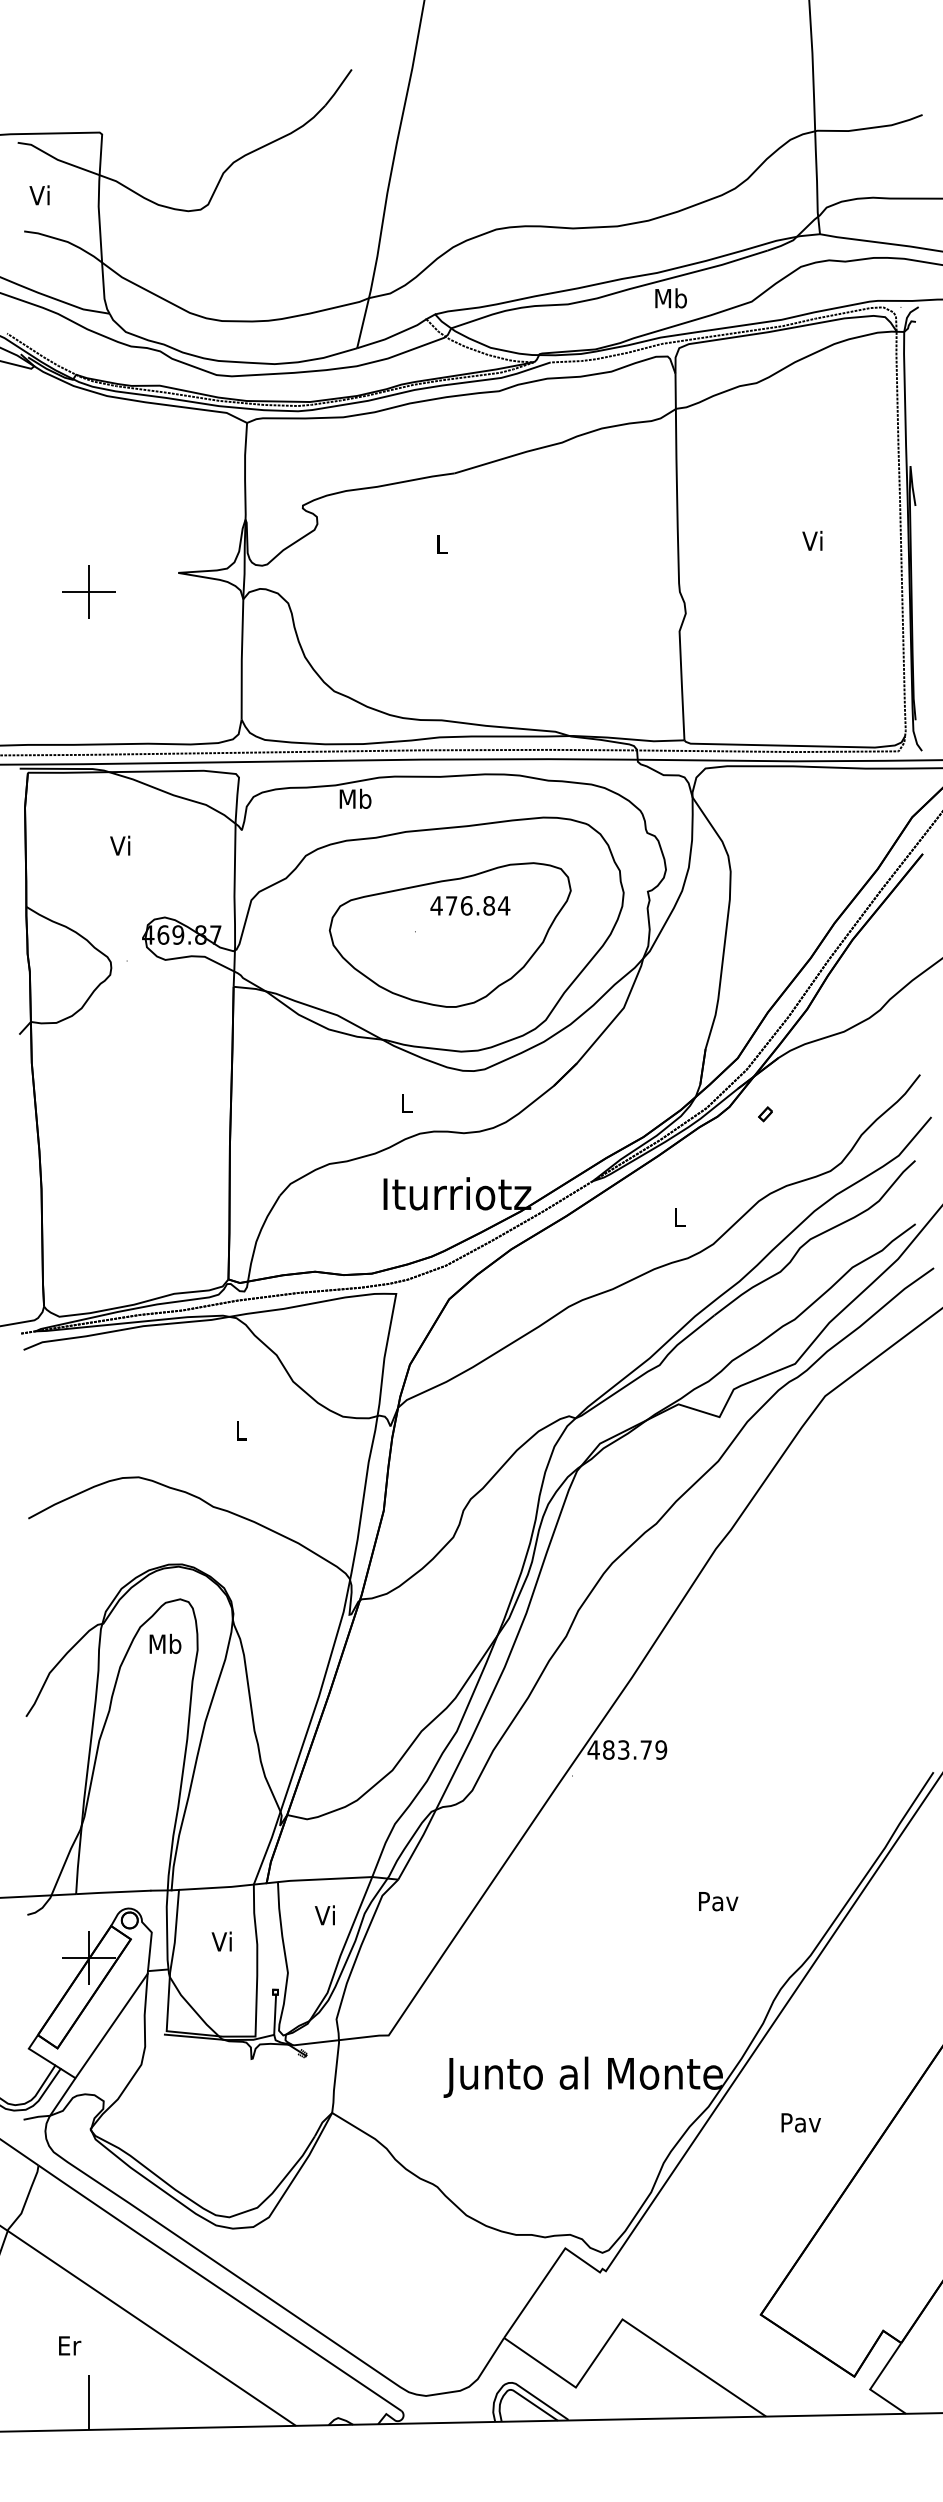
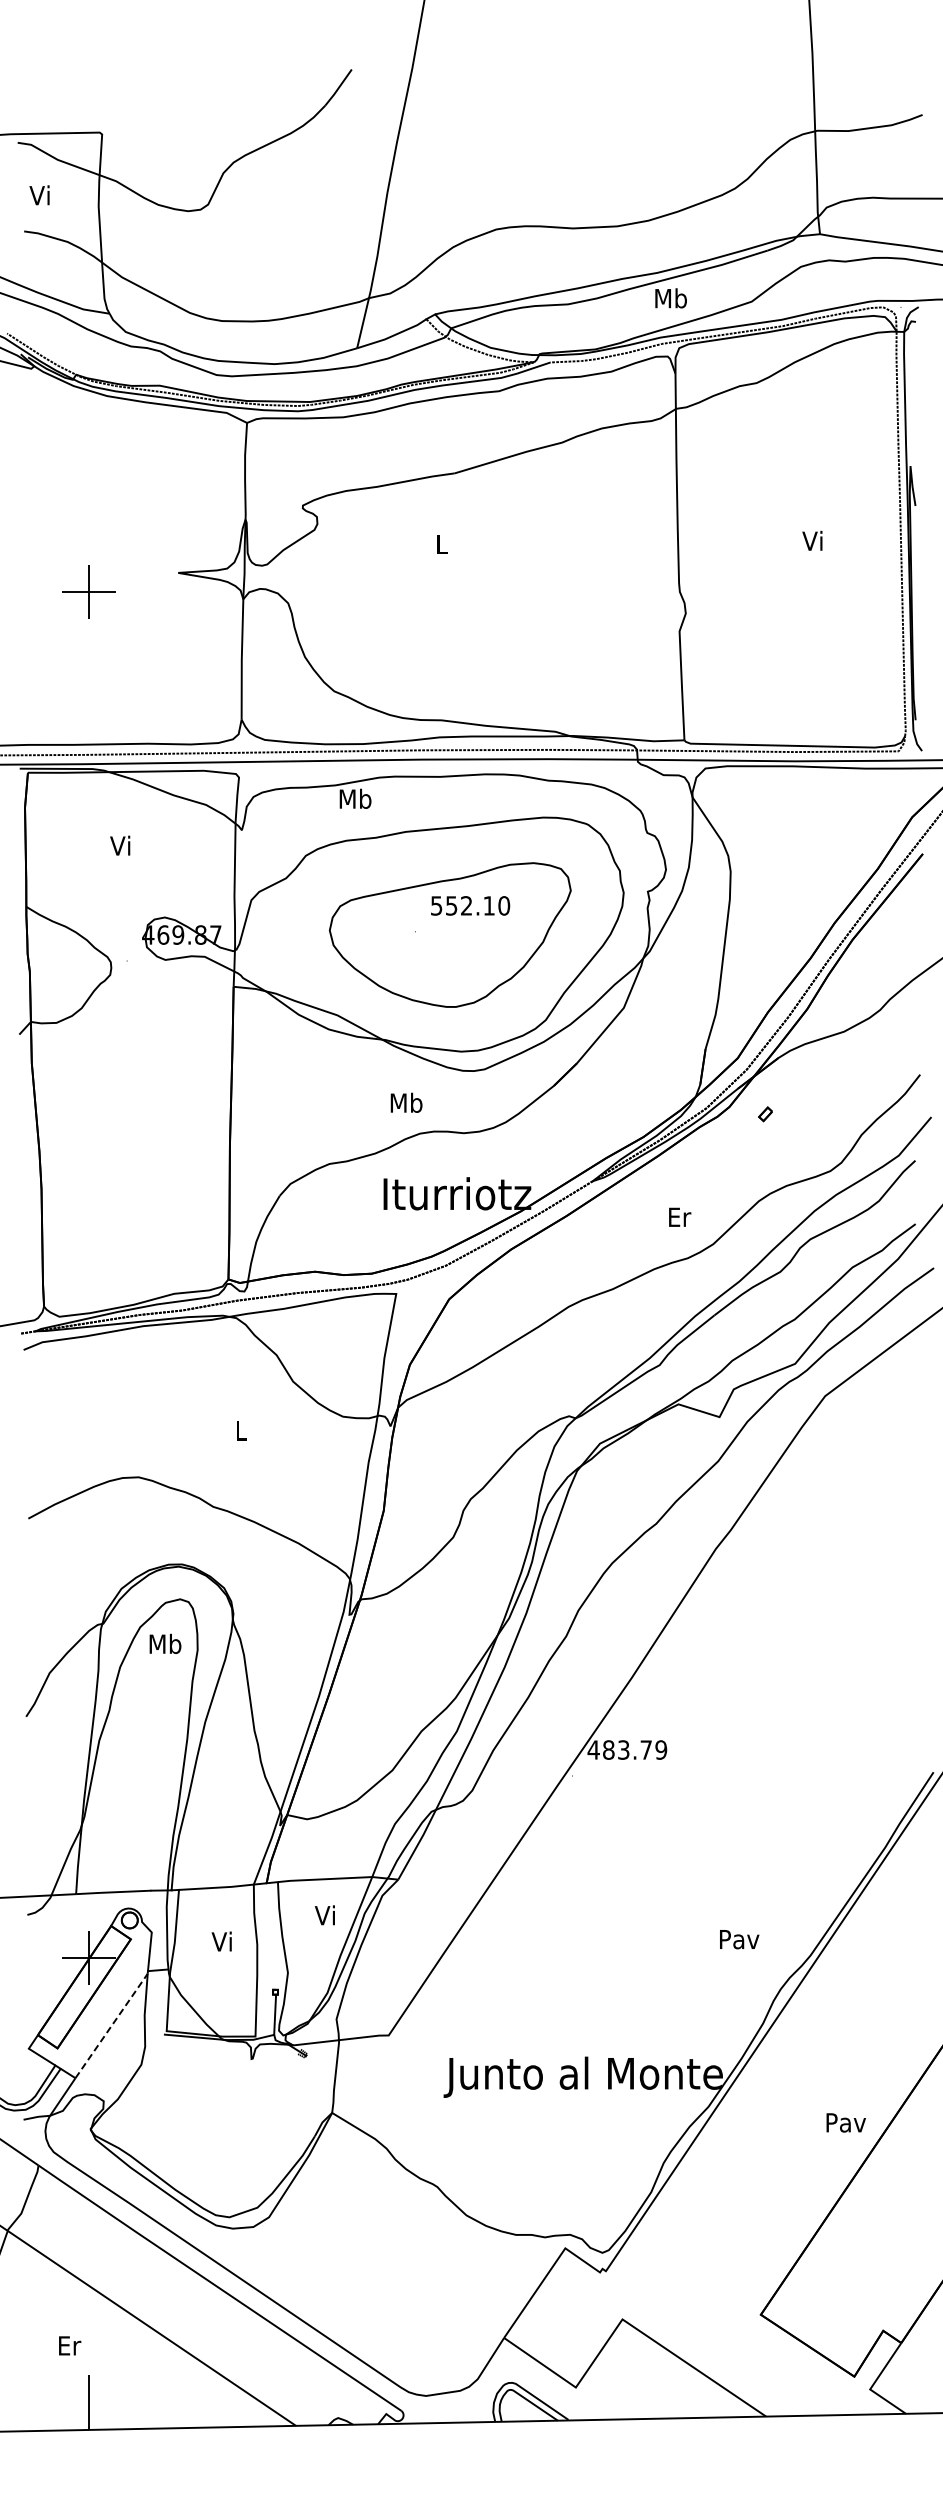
text: 476.84 -> 552.10 (470, 905)
text: L -> Mb (406, 1102)
text: L -> Er (680, 1216)
text position: (718, 1901) -> (739, 1939) (739, 1939)
line: solid -> dashed (111, 2025)
text position: (800, 2122) -> (845, 2122) (845, 2122)
